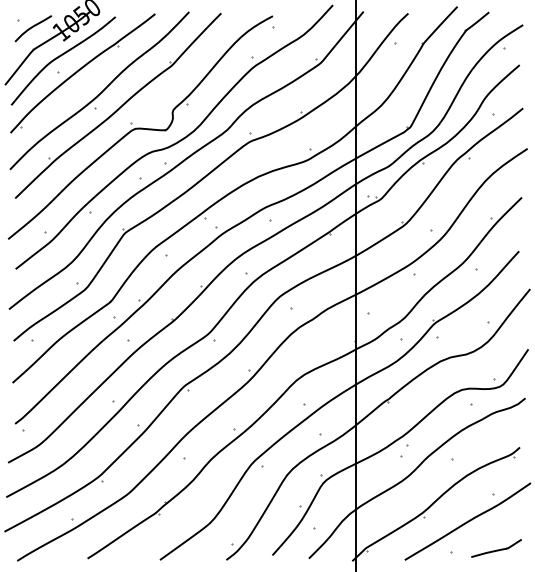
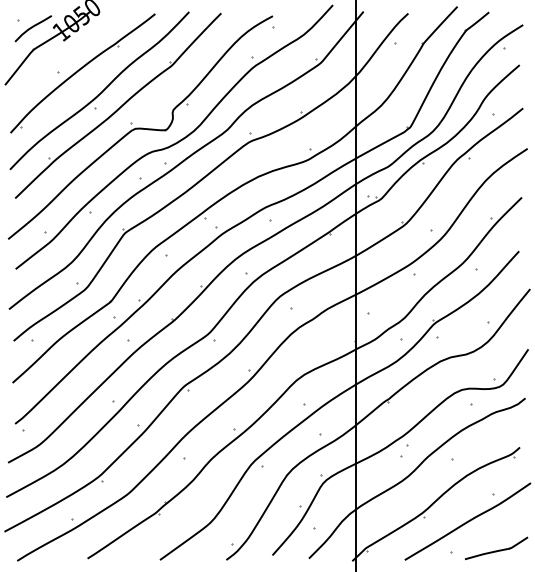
curve: present -> none (61, 56)
part size: 51x19 px -> 65x25 px (496, 548)
